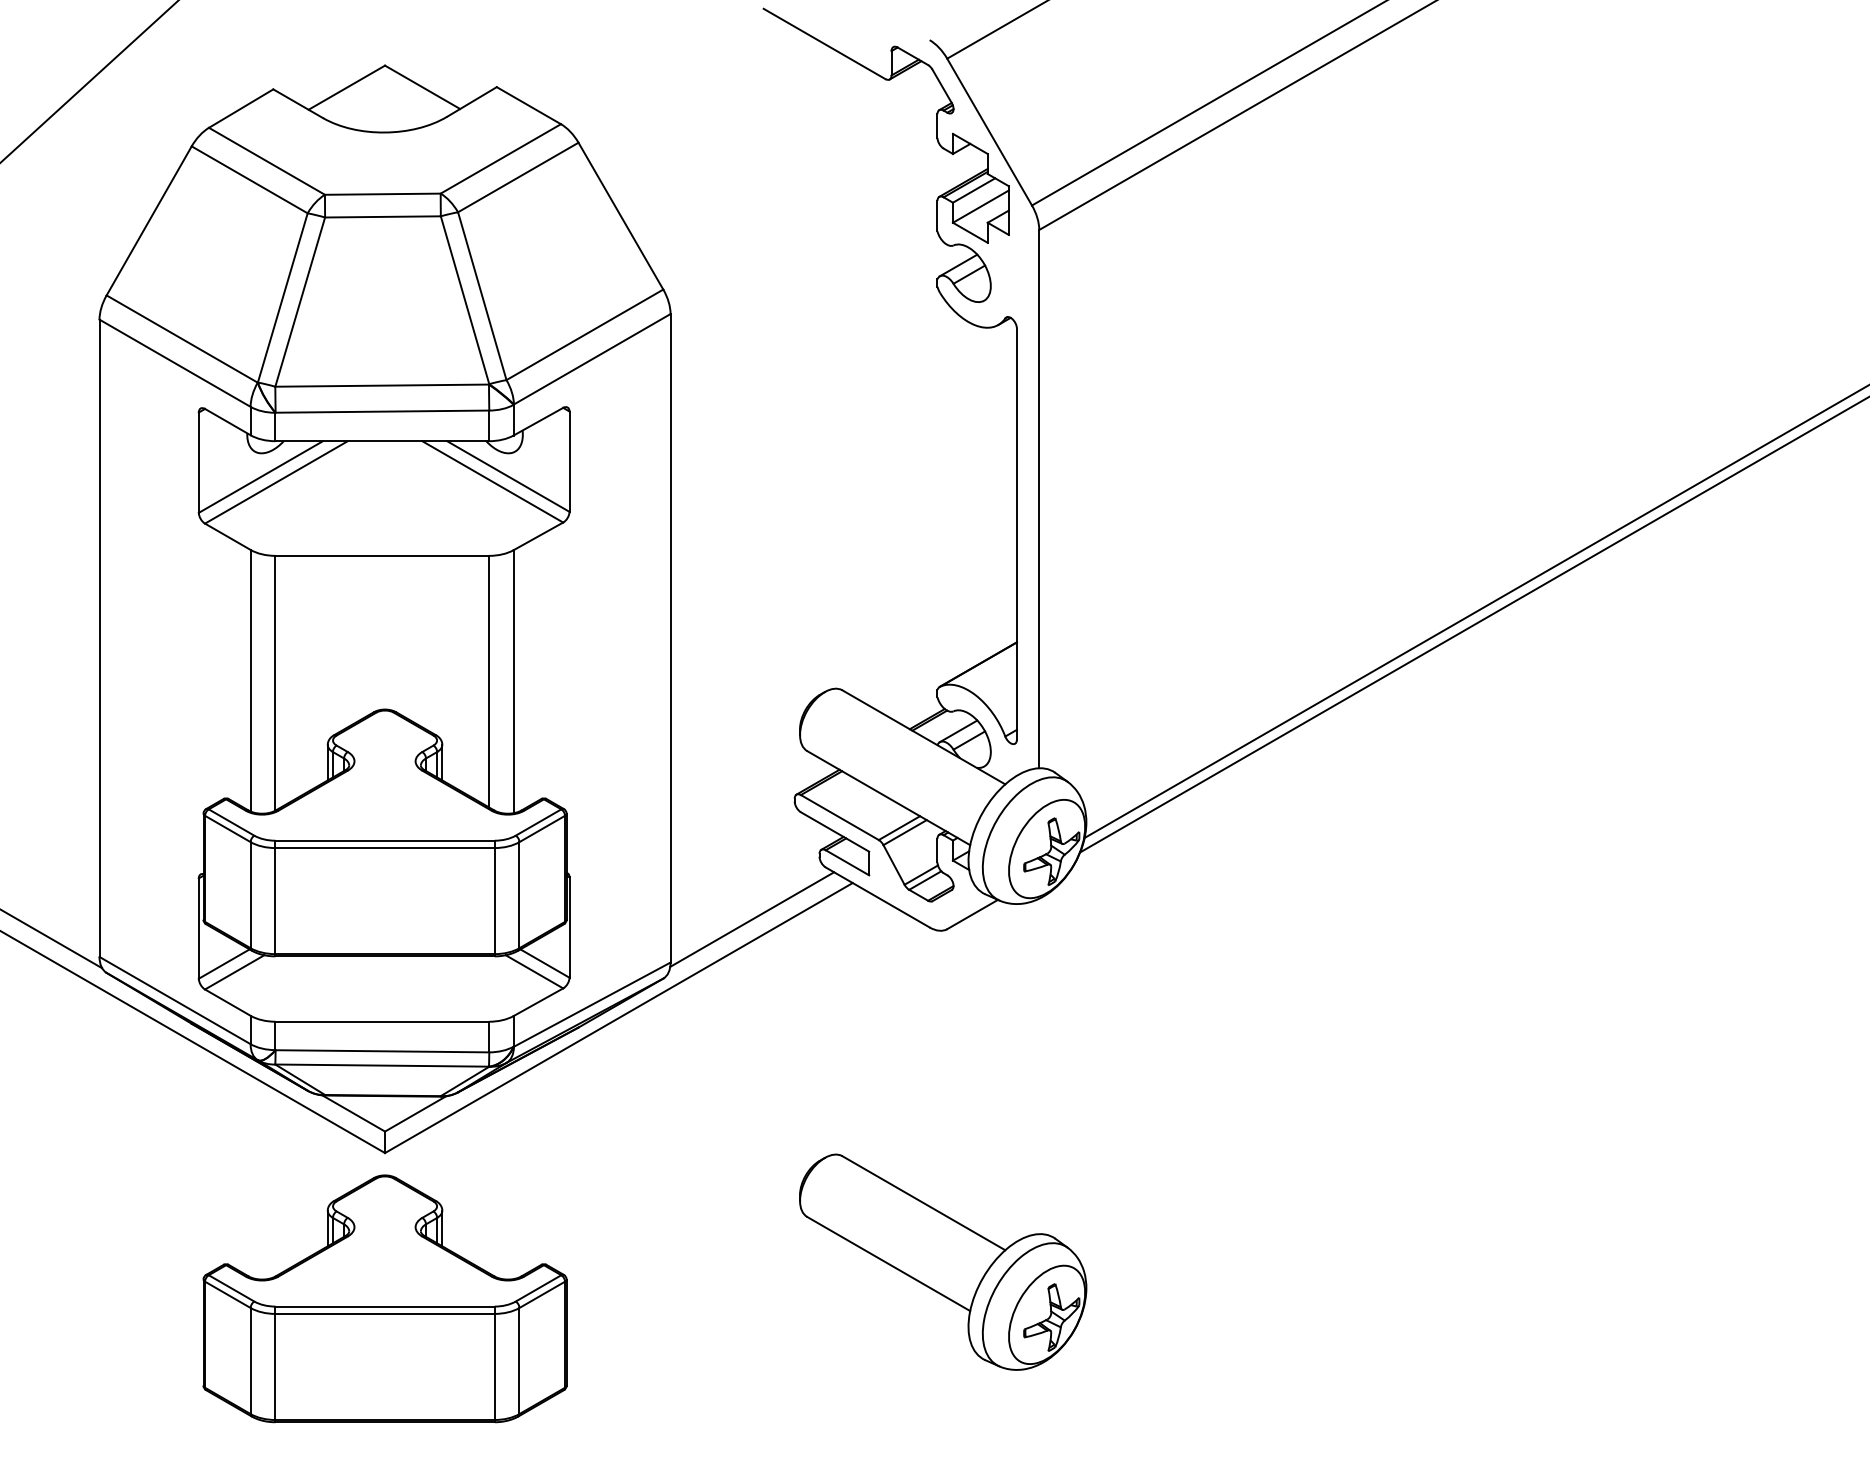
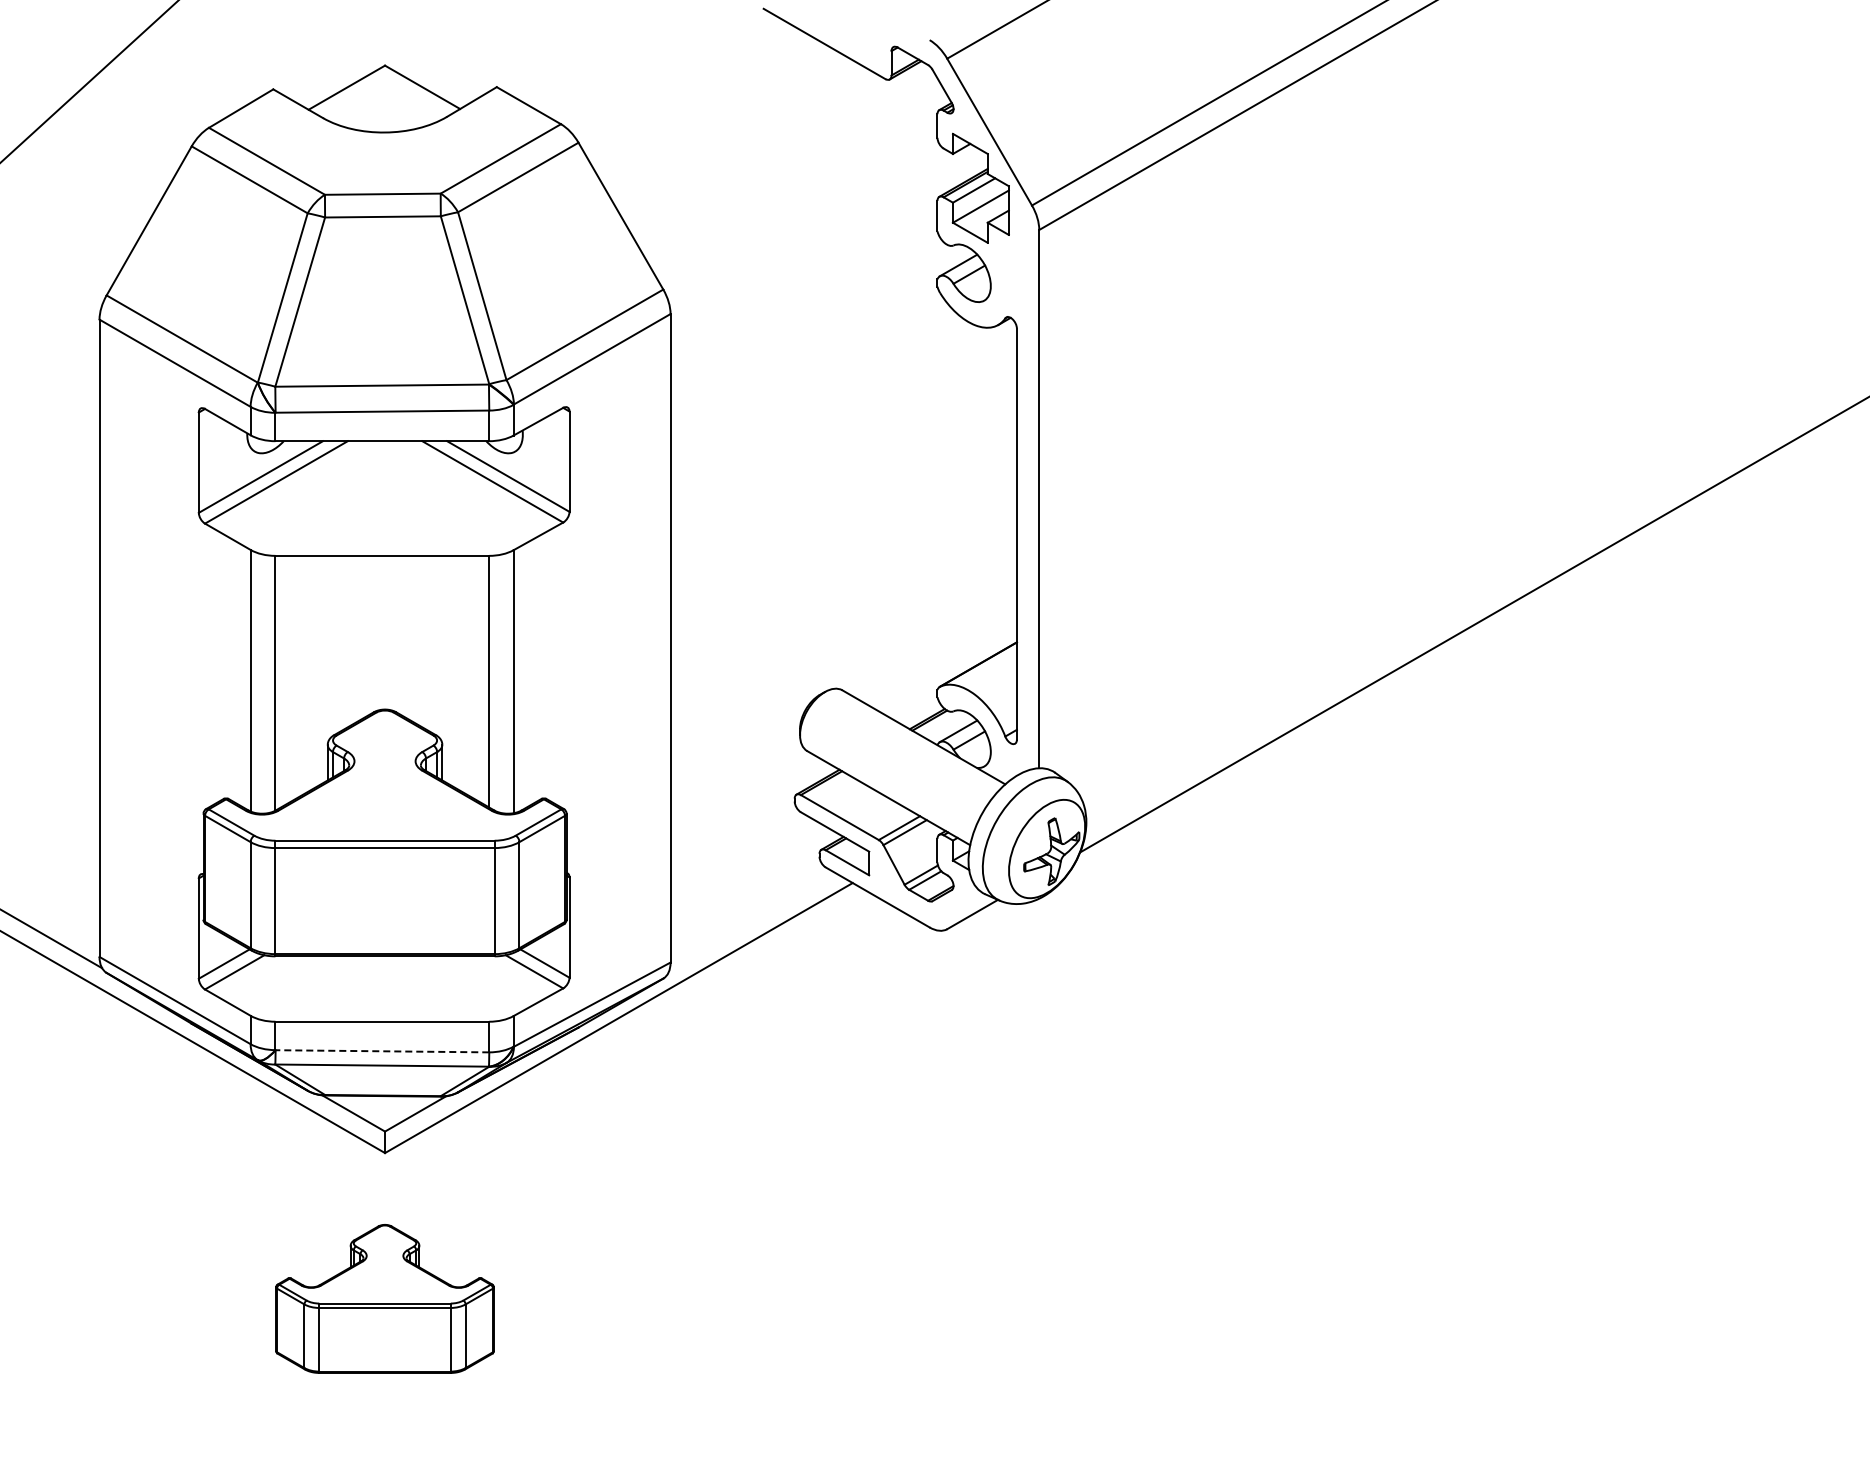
line: present -> none (1475, 611)
line: present -> none (752, 919)
line: solid -> dashed (382, 1051)
part: present -> none (943, 1261)
part size: 366x250 px -> 220x150 px (384, 1298)
